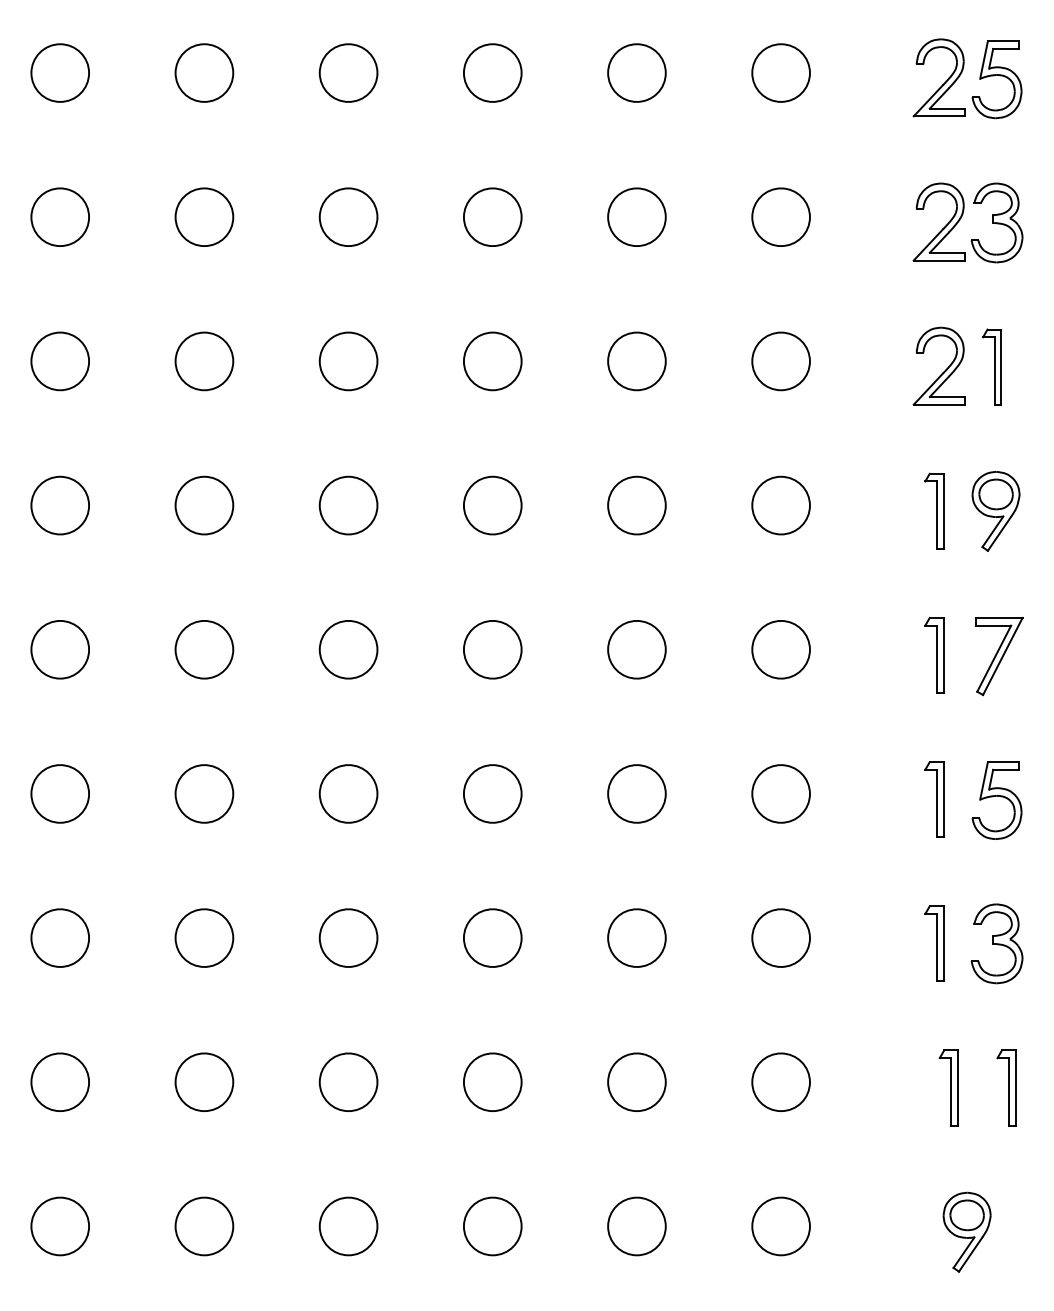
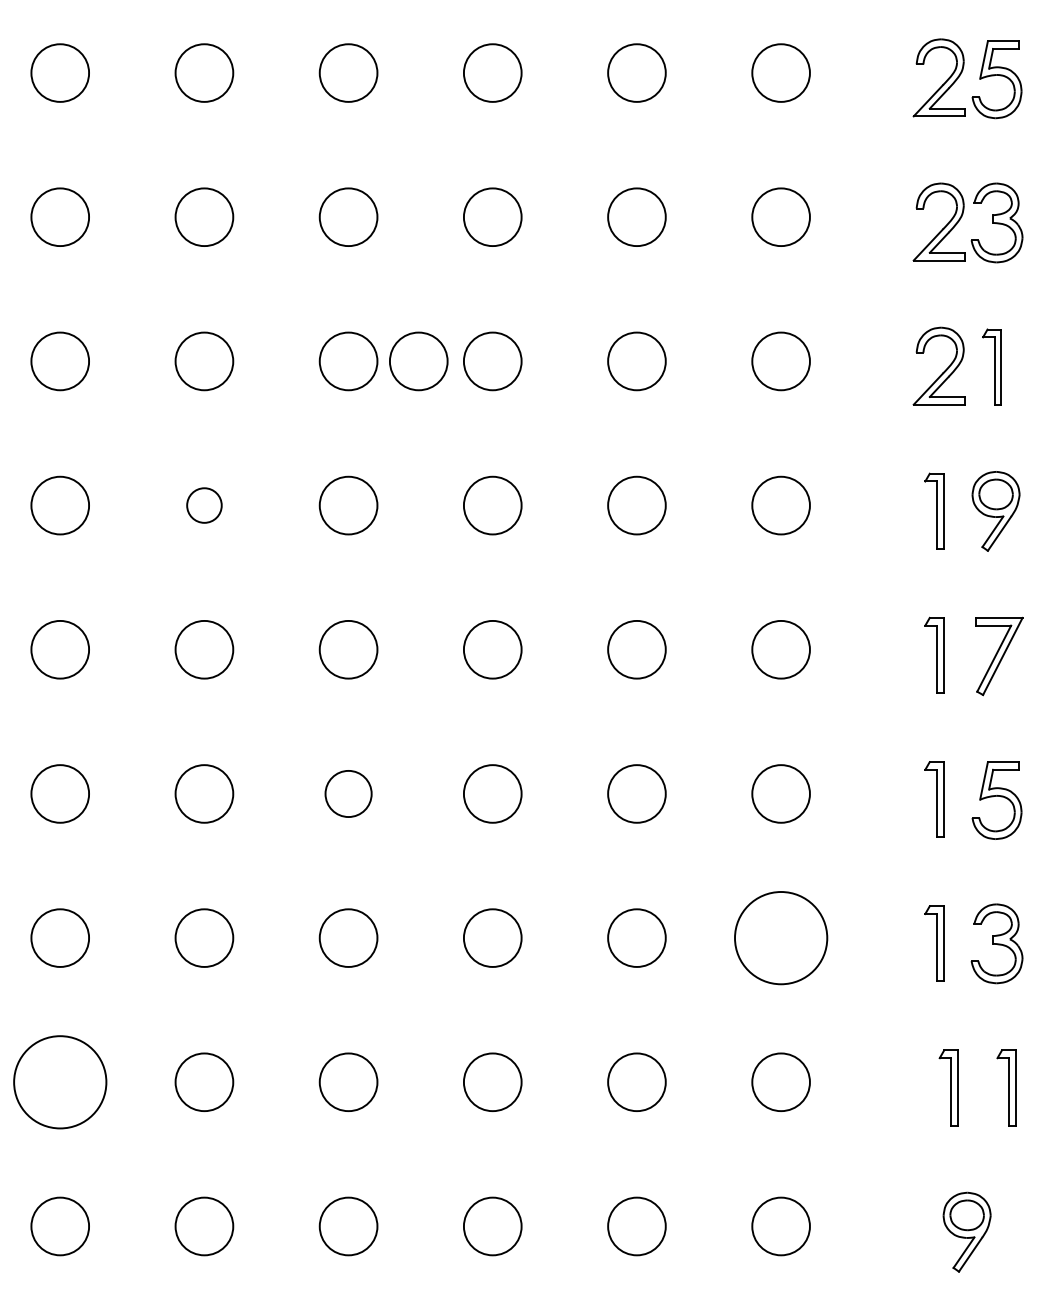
circle: none -> present (418, 361)
circle size: 61x61 px -> 37x37 px (204, 505)
circle diameter: 58 px -> 46 px (348, 793)
circle diameter: 58 px -> 92 px (781, 938)
circle diameter: 58 px -> 92 px (60, 1082)
